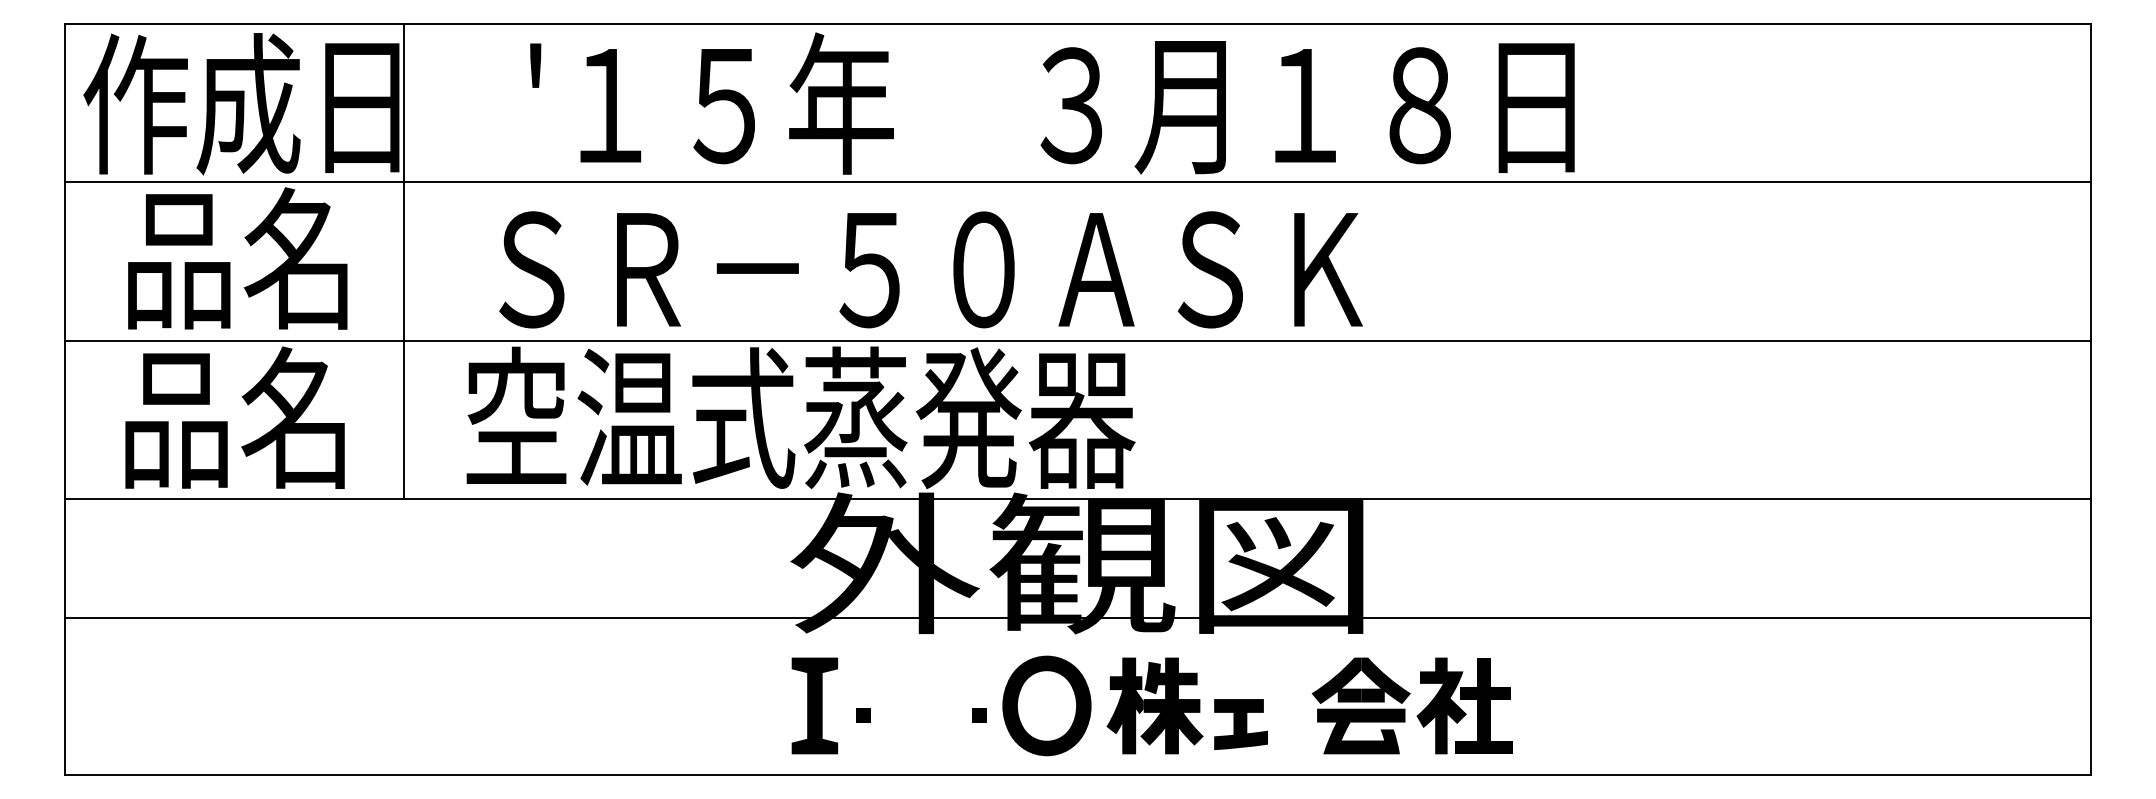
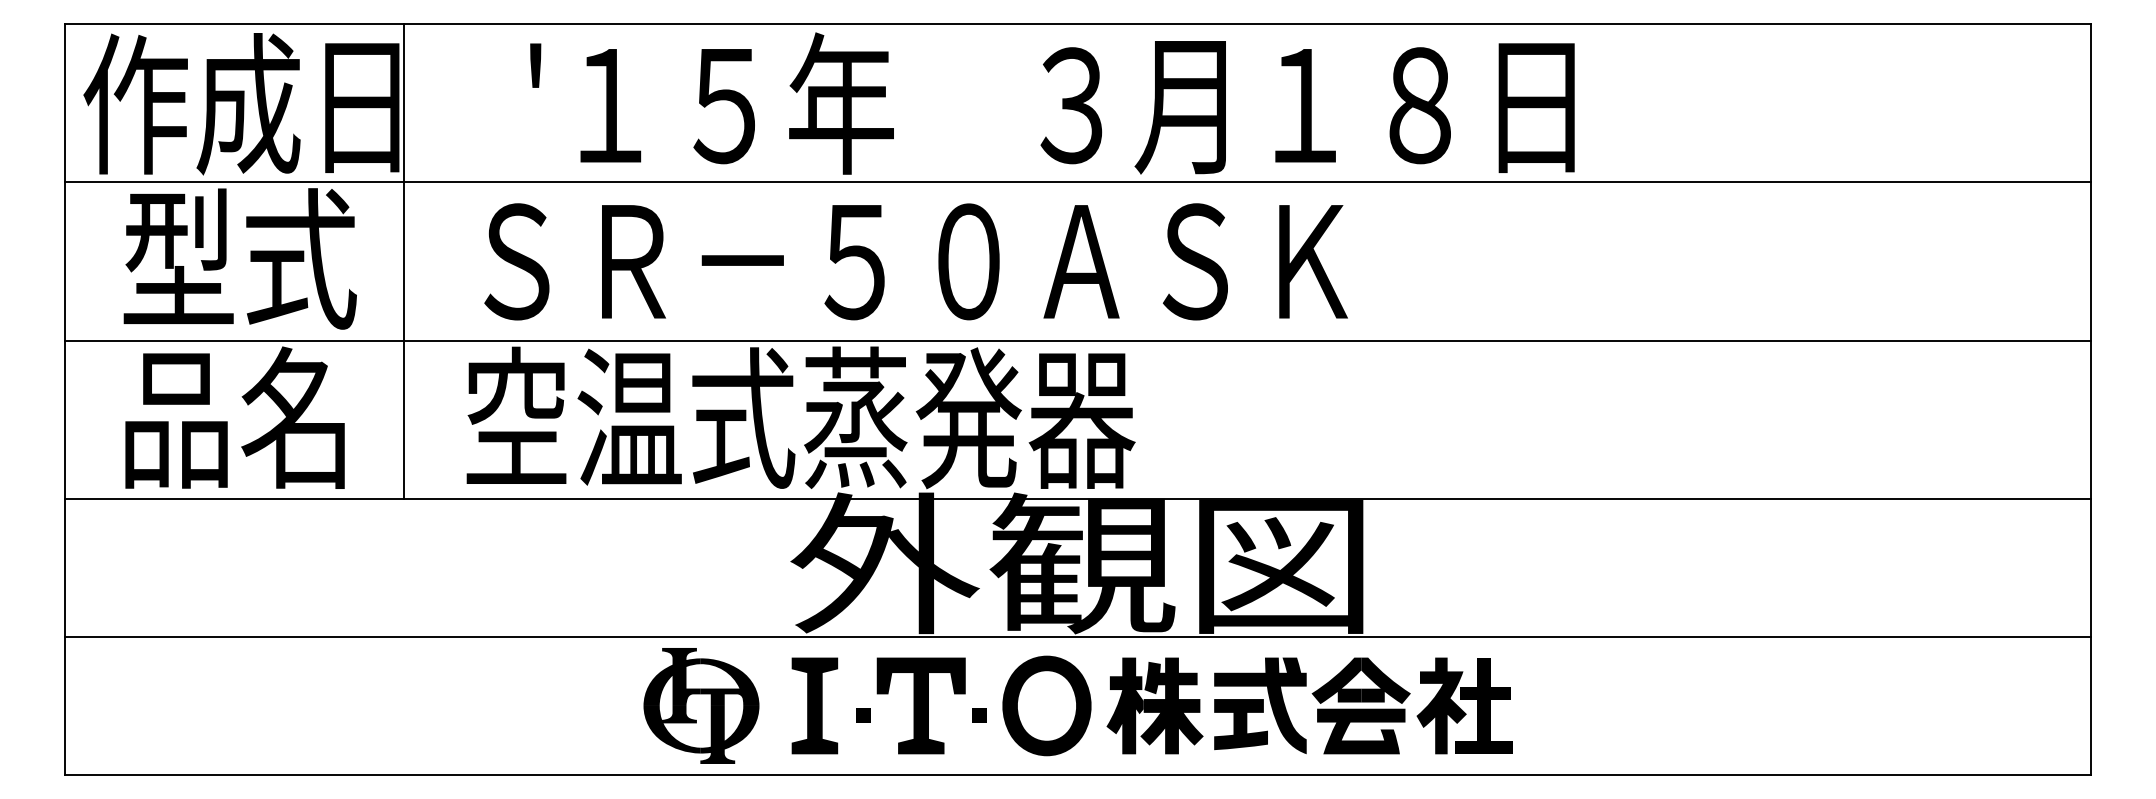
text: 品名 -> 型式 (239, 258)
text position: (930, 269) -> (915, 261) (915, 261)
line position: (1077, 617) -> (1077, 636) (1077, 636)
part: none -> present (701, 705)
fill: none -> present (920, 705)
fill: none -> present (1260, 705)
